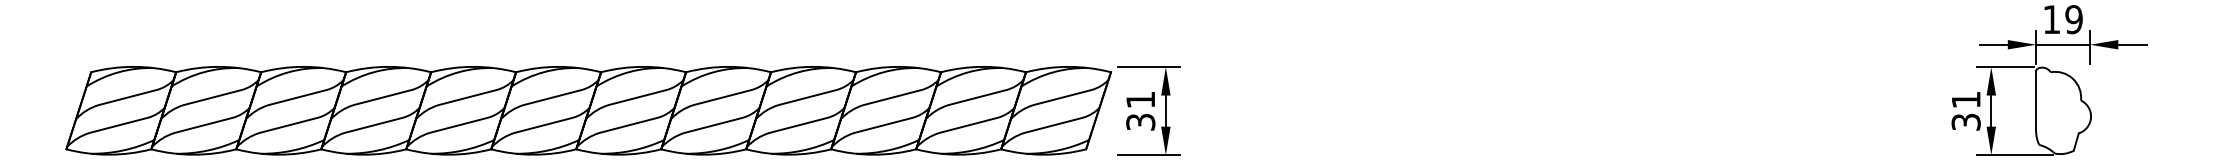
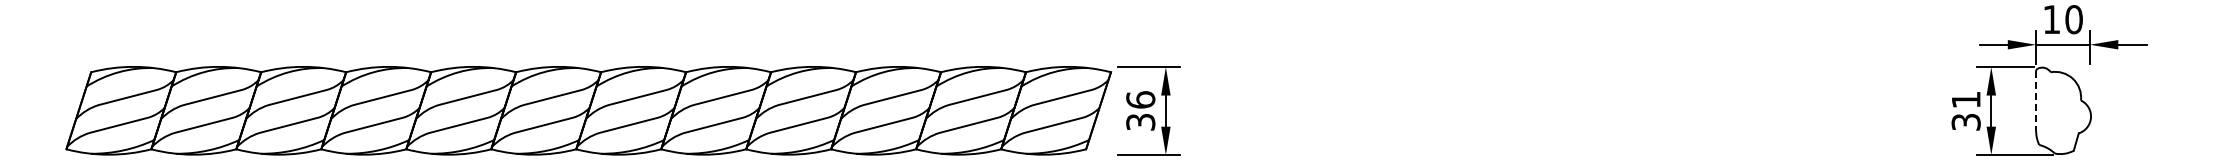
text: 19 -> 10 (2073, 19)
text: 31 -> 36 (1140, 99)
line: solid -> dashed (2036, 101)
